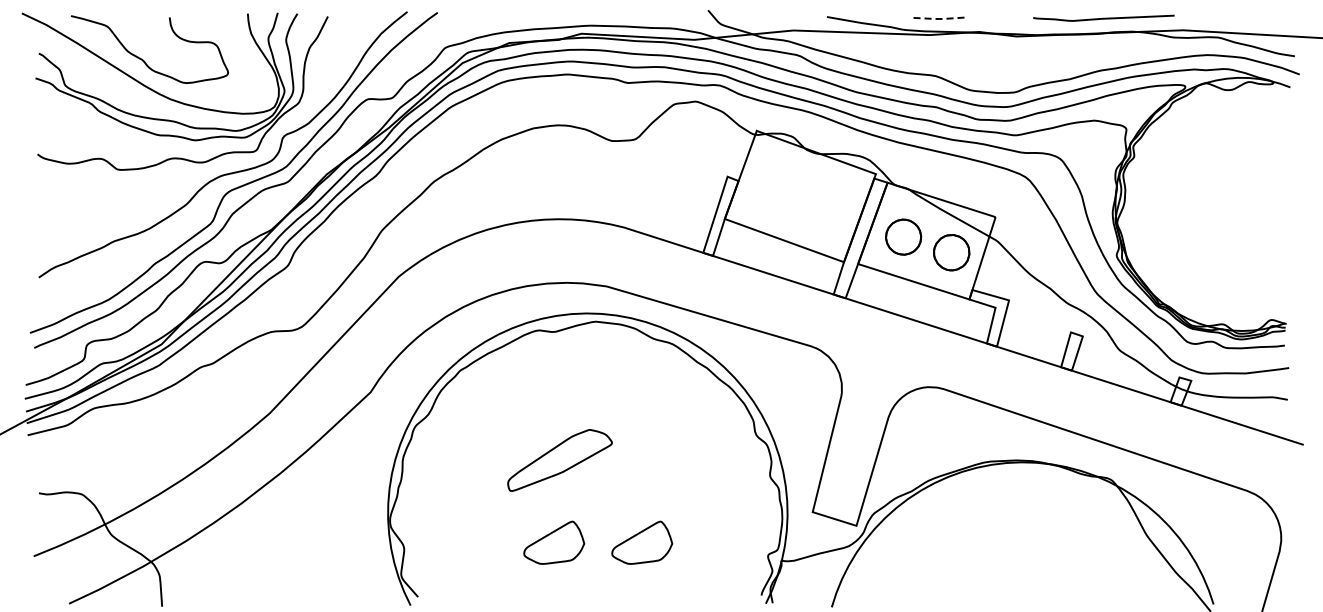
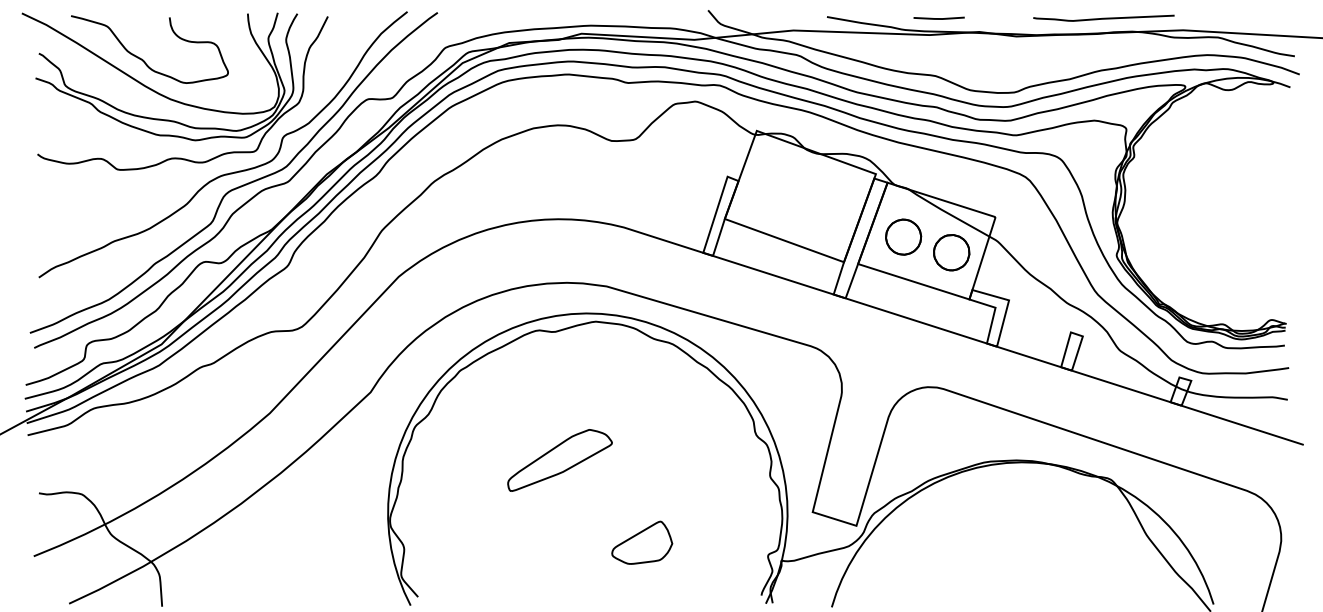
line: dashed -> solid (939, 19)
part: present -> none (554, 542)
